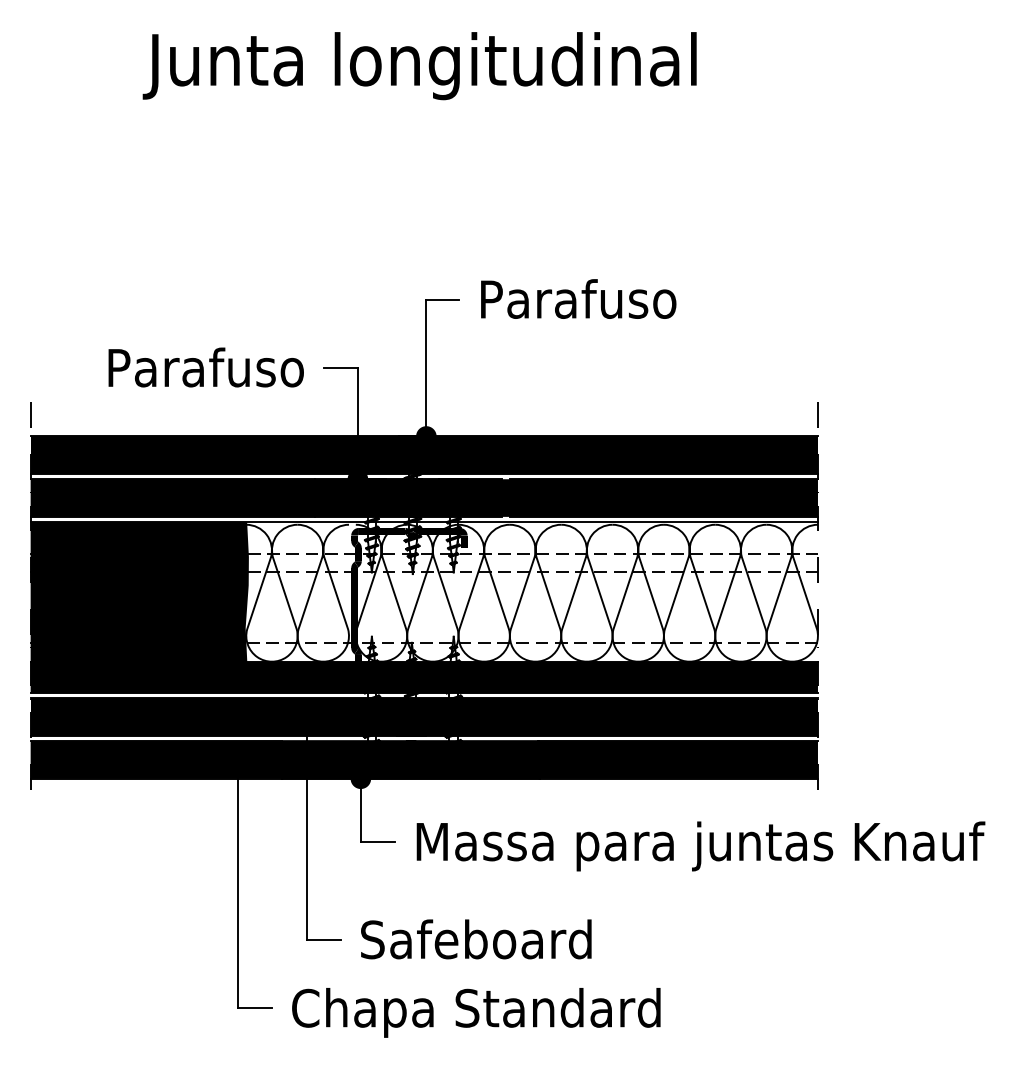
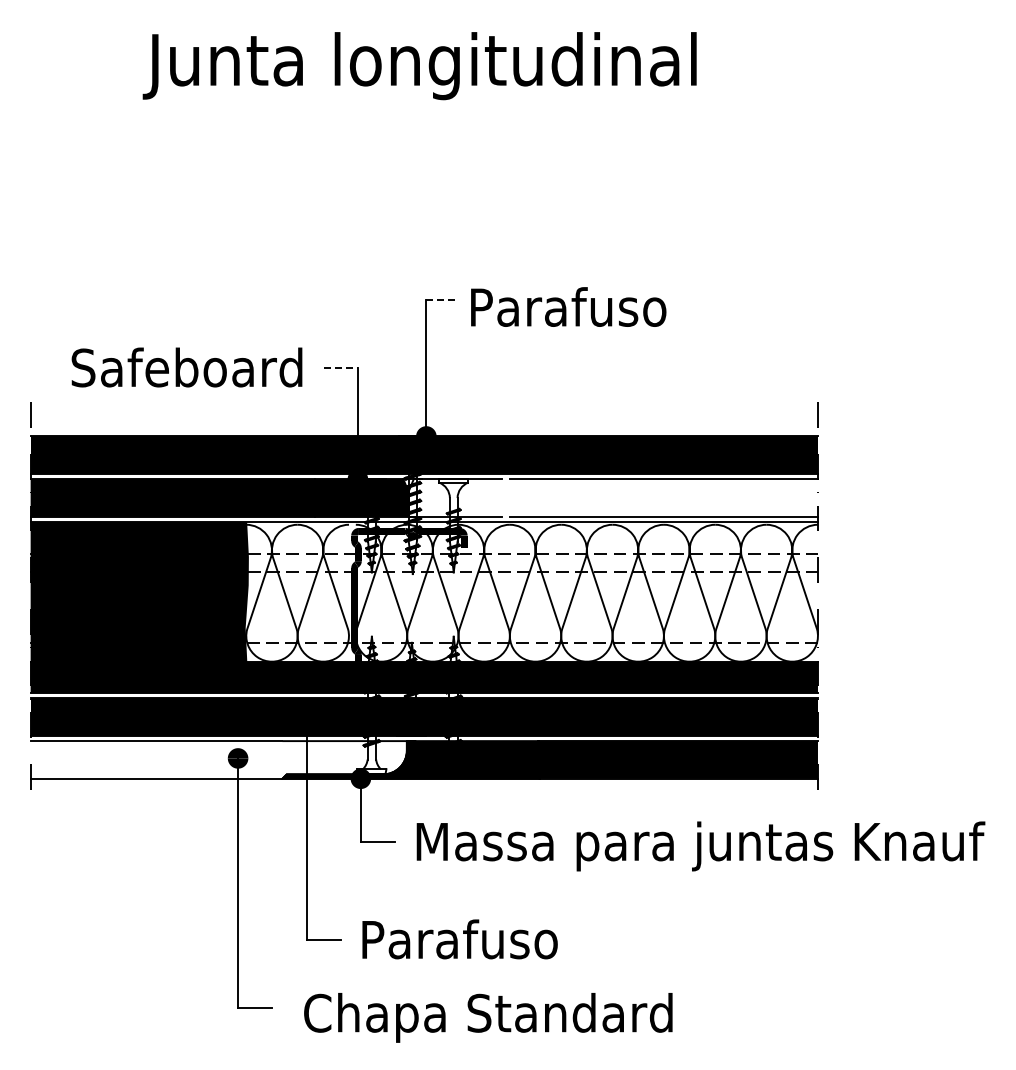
text position: (578, 298) -> (568, 306) (568, 306)
line: solid -> dashed (442, 299)
text: Parafuso -> Safeboard (187, 367)
line: solid -> dashed (341, 367)
fill: present -> none (610, 497)
fill: present -> none (218, 759)
text: Safeboard -> Parafuso (476, 939)
text position: (476, 1012) -> (488, 1017) (488, 1017)
